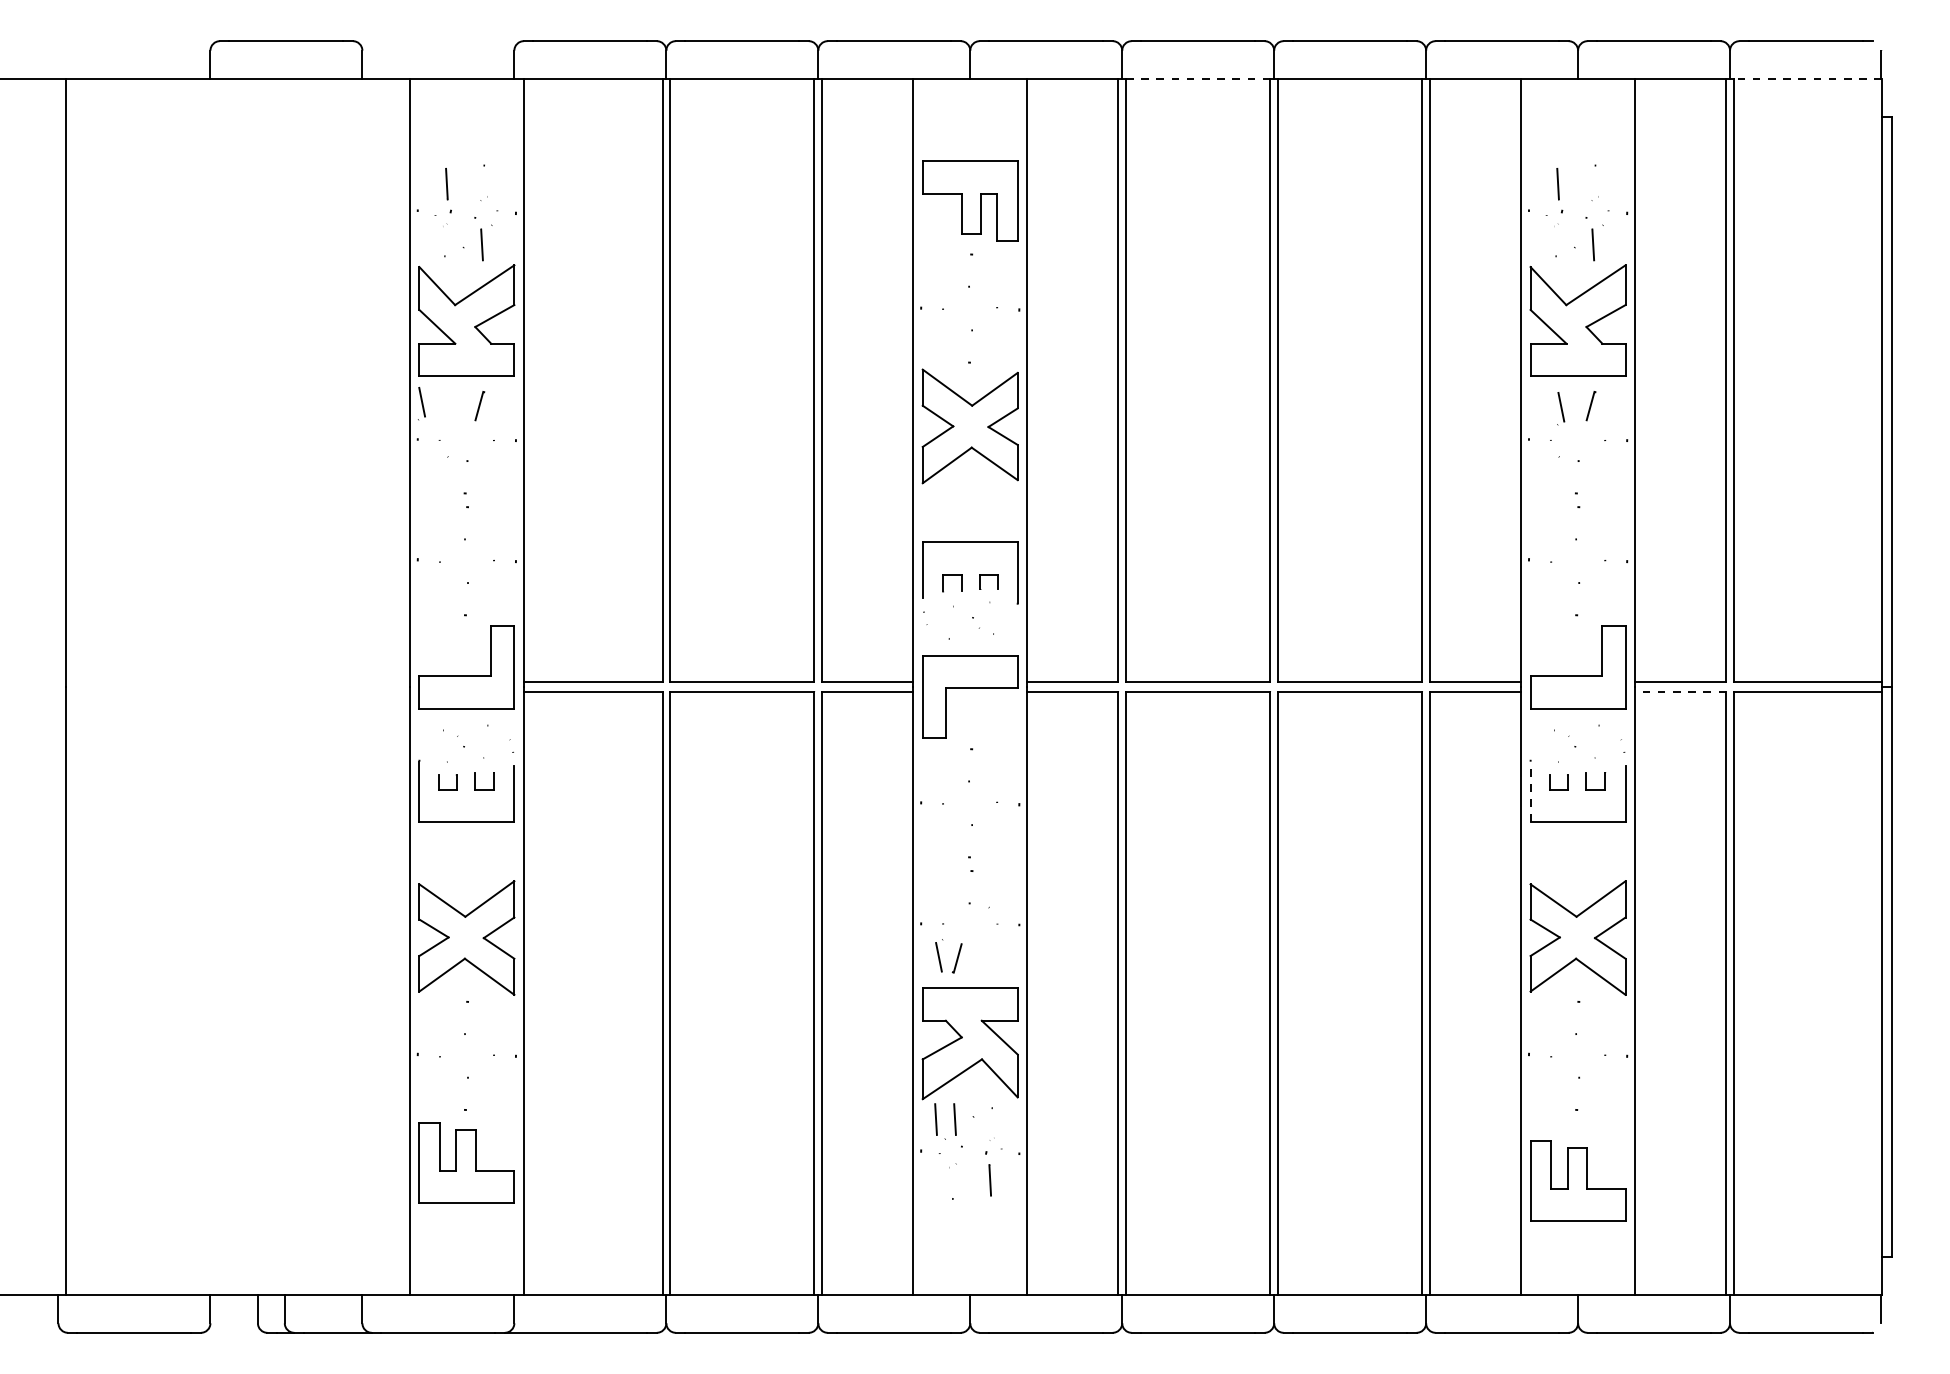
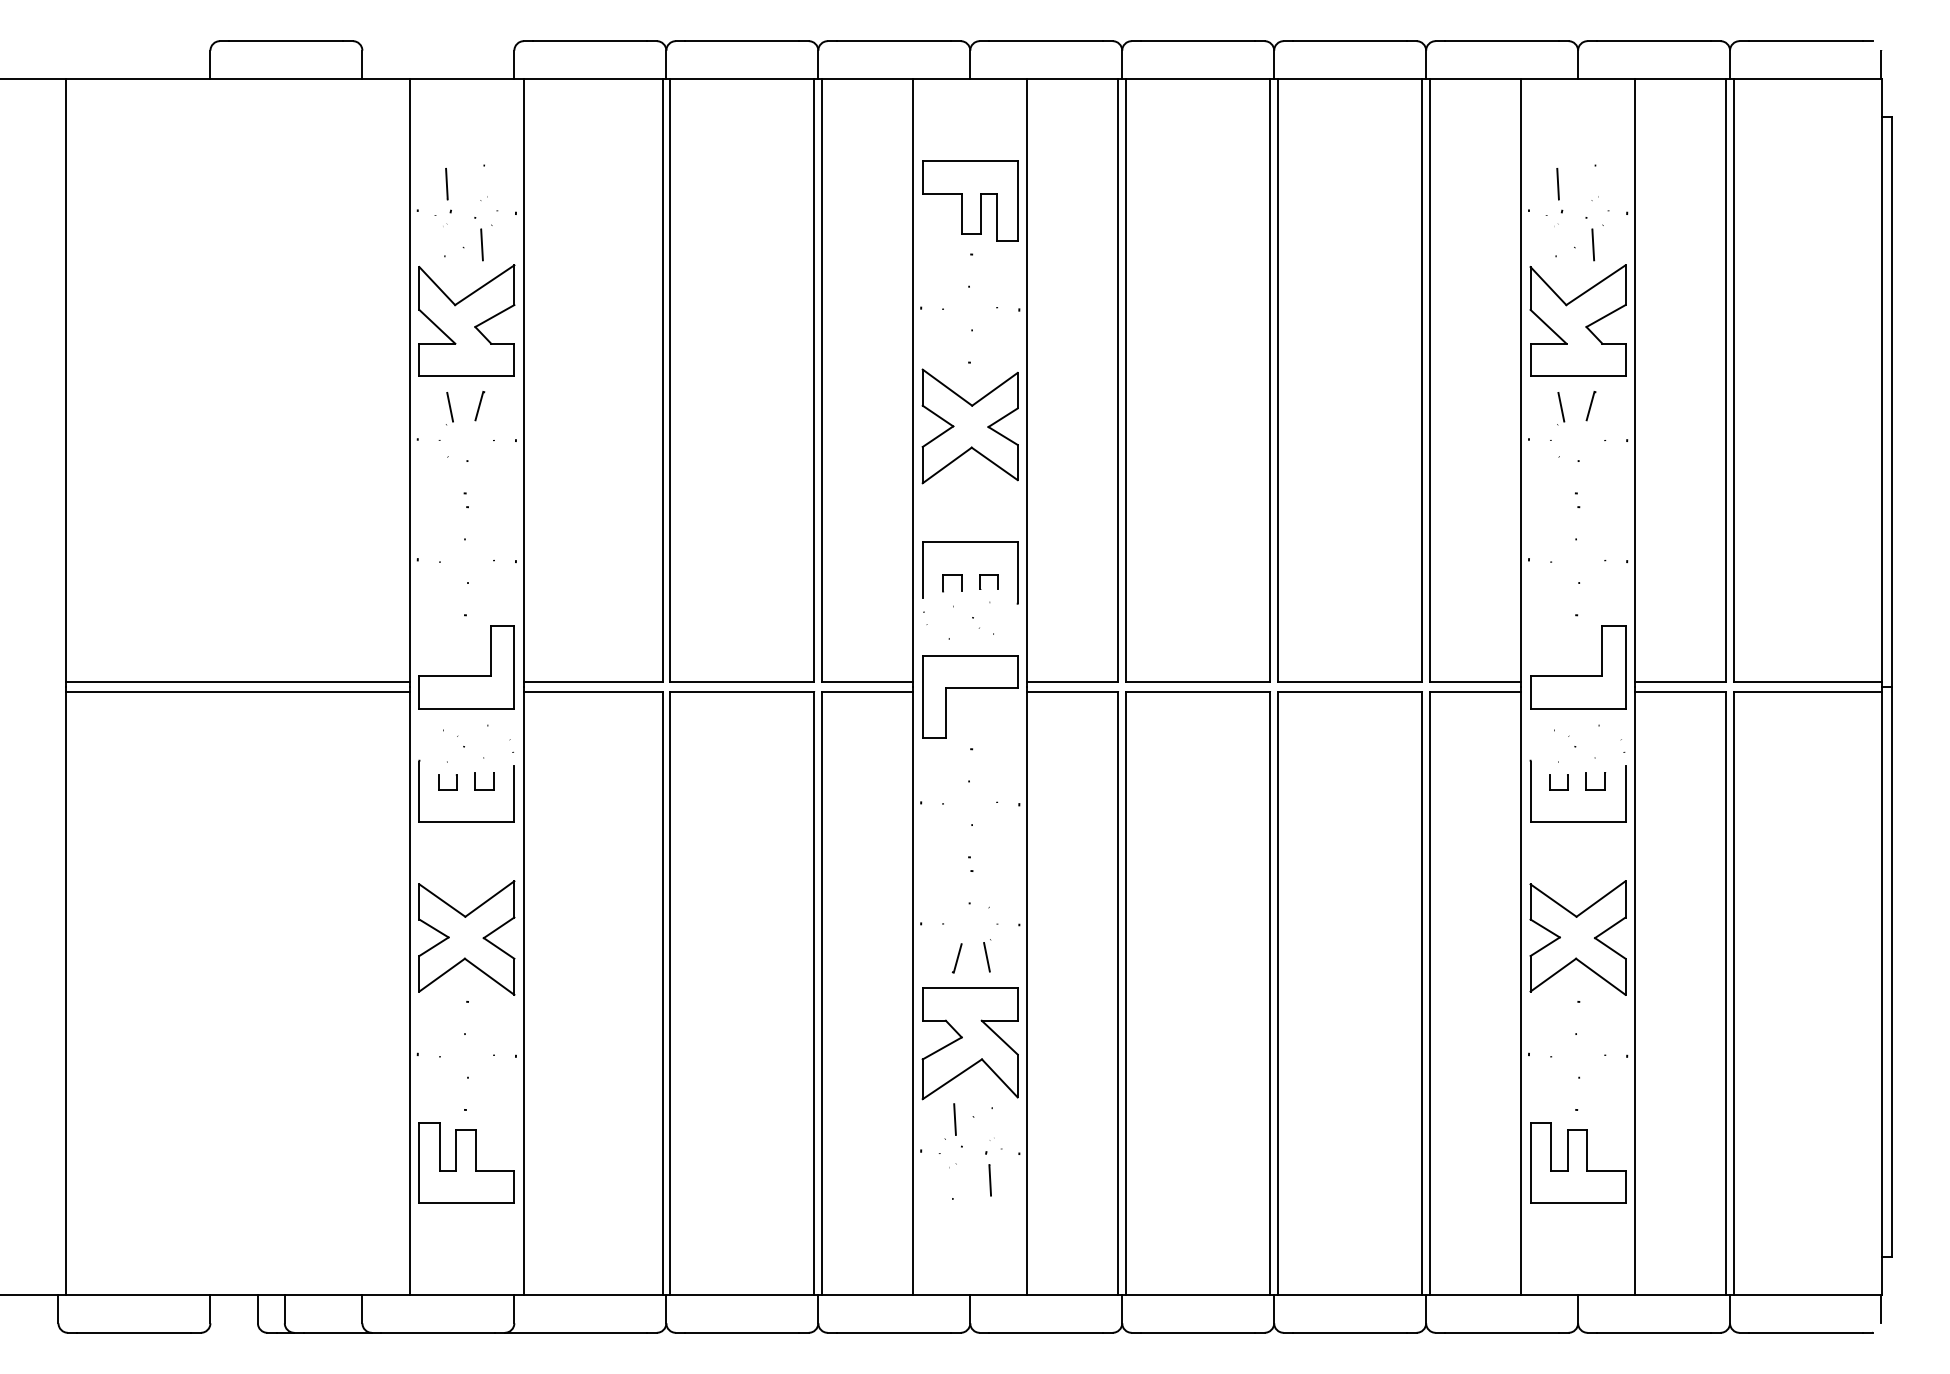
line: dashed -> solid (1197, 79)
line: dashed -> solid (1807, 79)
part position: (421, 403) -> (449, 408) (449, 408)
line: none -> present (237, 681)
line: none -> present (237, 692)
line: dashed -> solid (1680, 692)
line: dashed -> solid (1530, 791)
part position: (939, 955) -> (987, 955) (987, 955)
line: present -> none (935, 1119)
part position: (1578, 1180) -> (1578, 1162) (1578, 1162)
